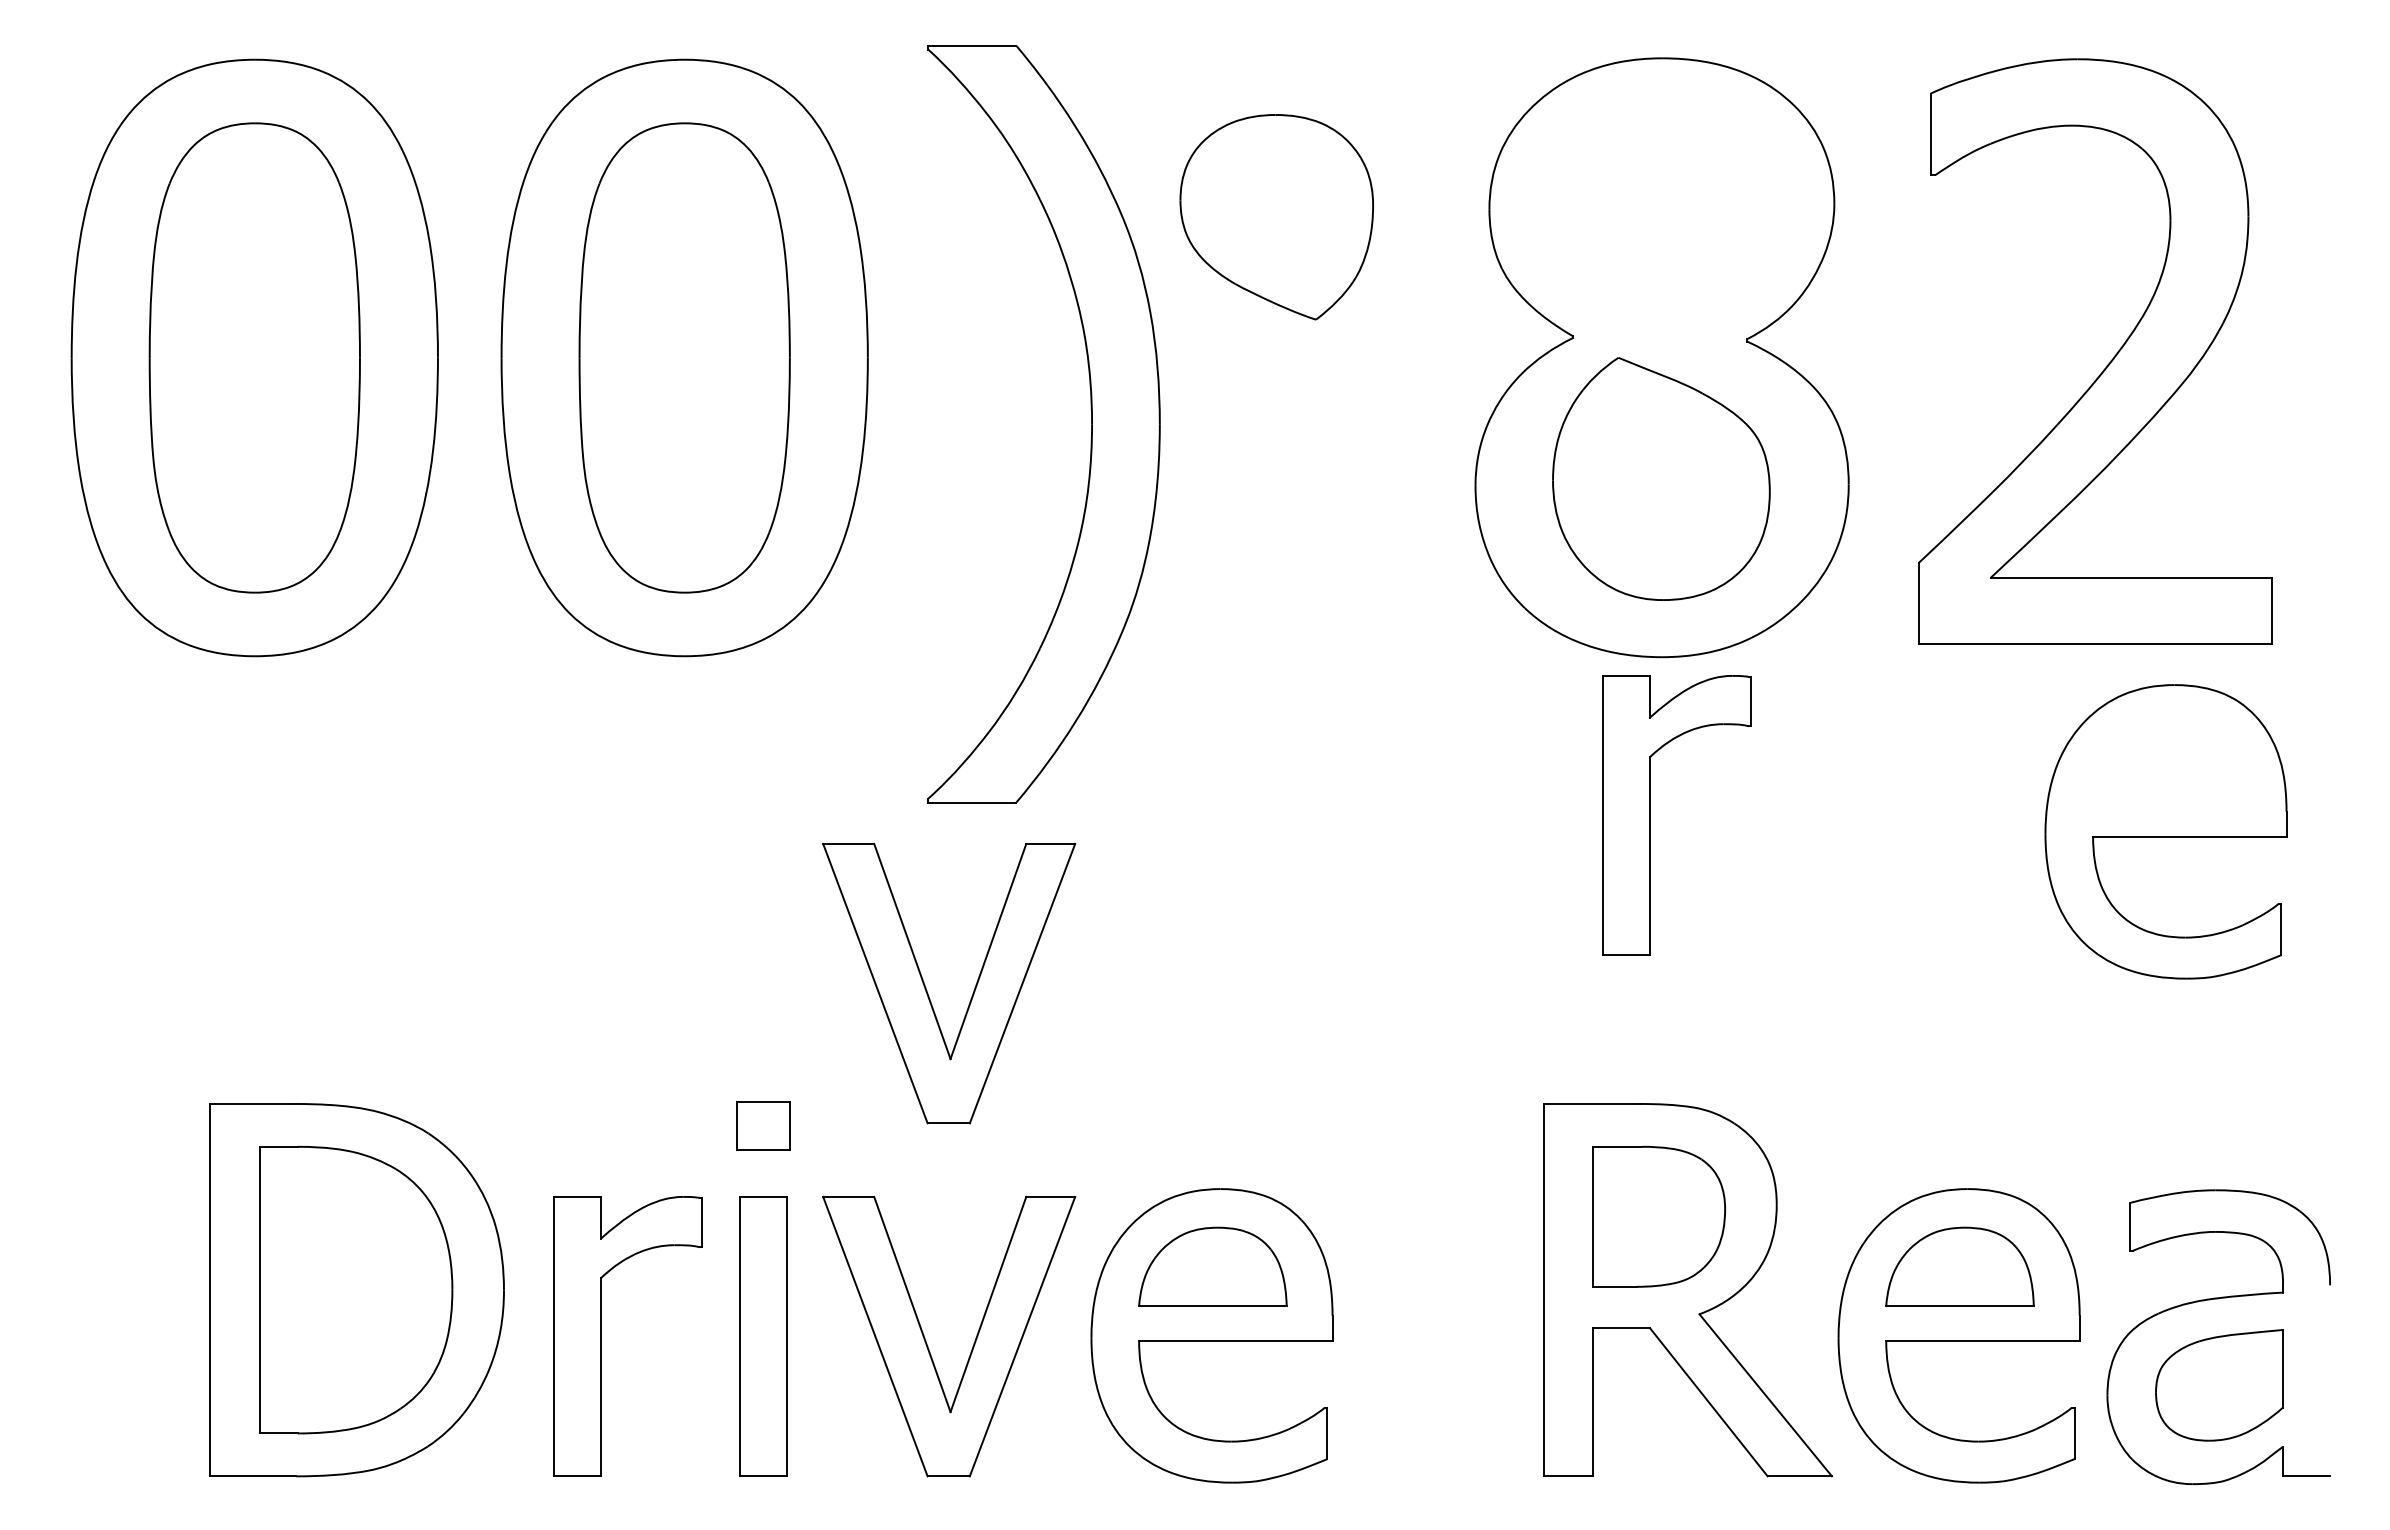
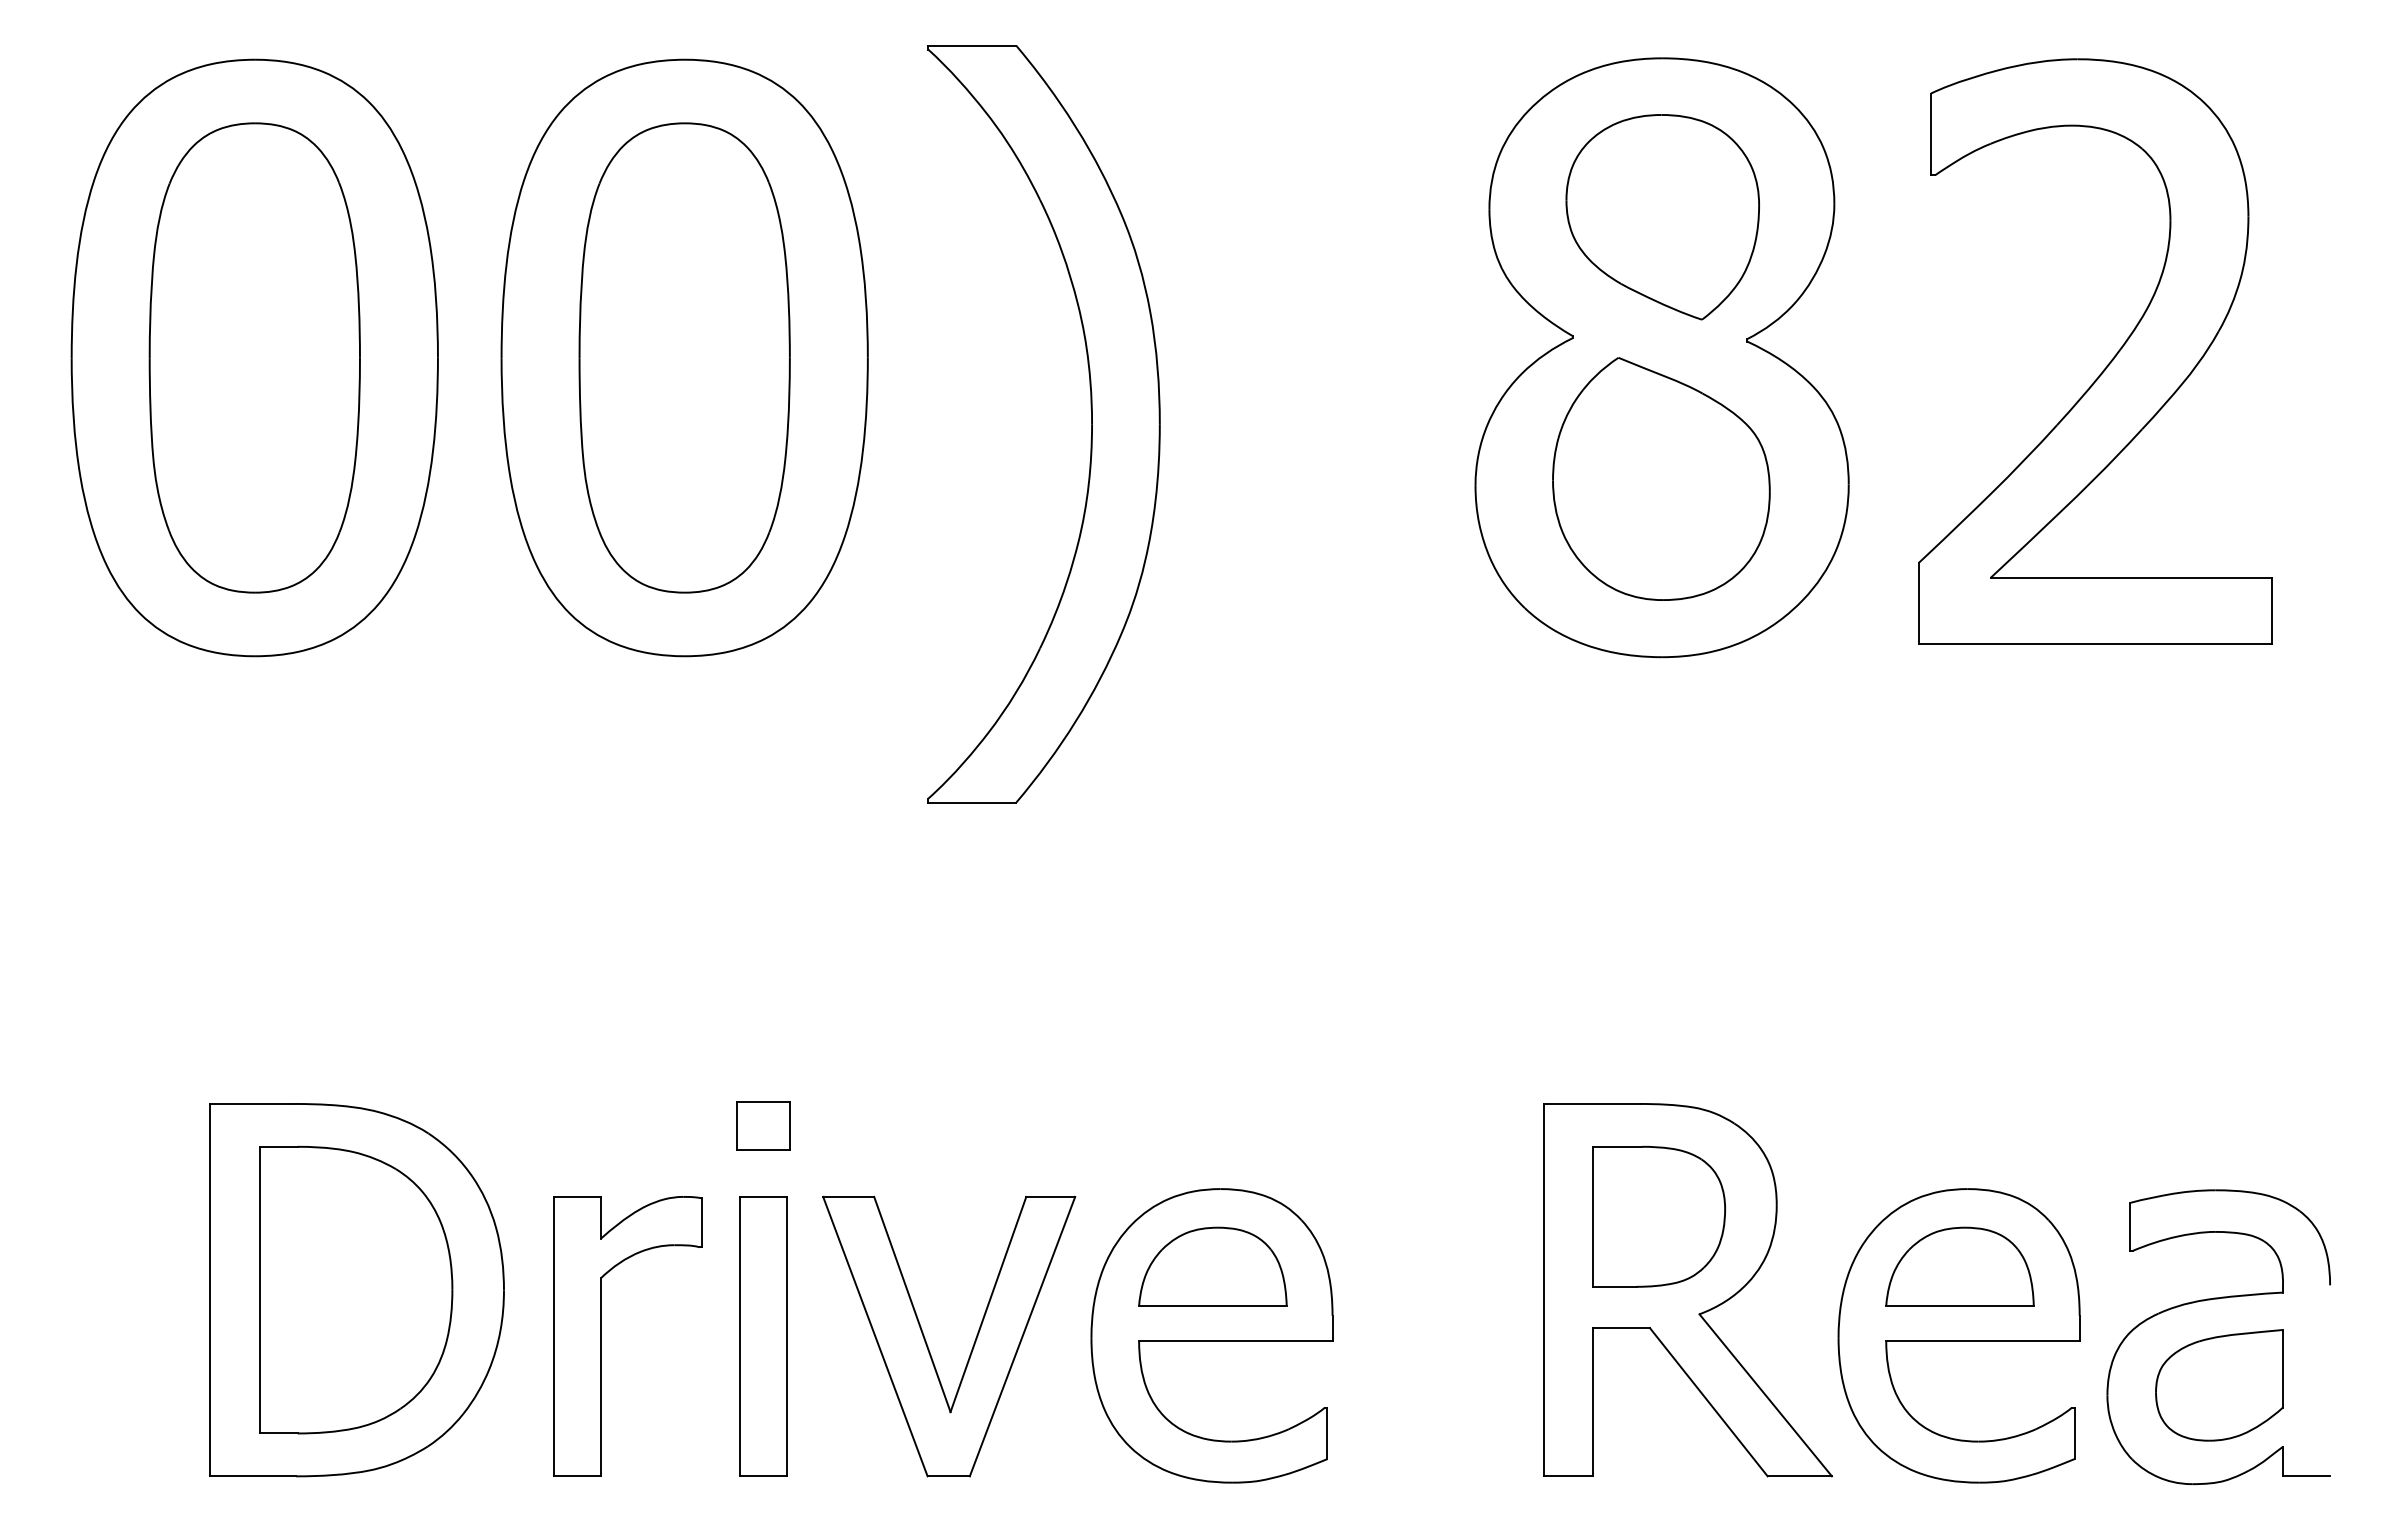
part position: (1276, 217) -> (1662, 217) (1662, 217)
part: present -> none (1650, 815)
part: present -> none (2165, 831)
part: present -> none (927, 990)
